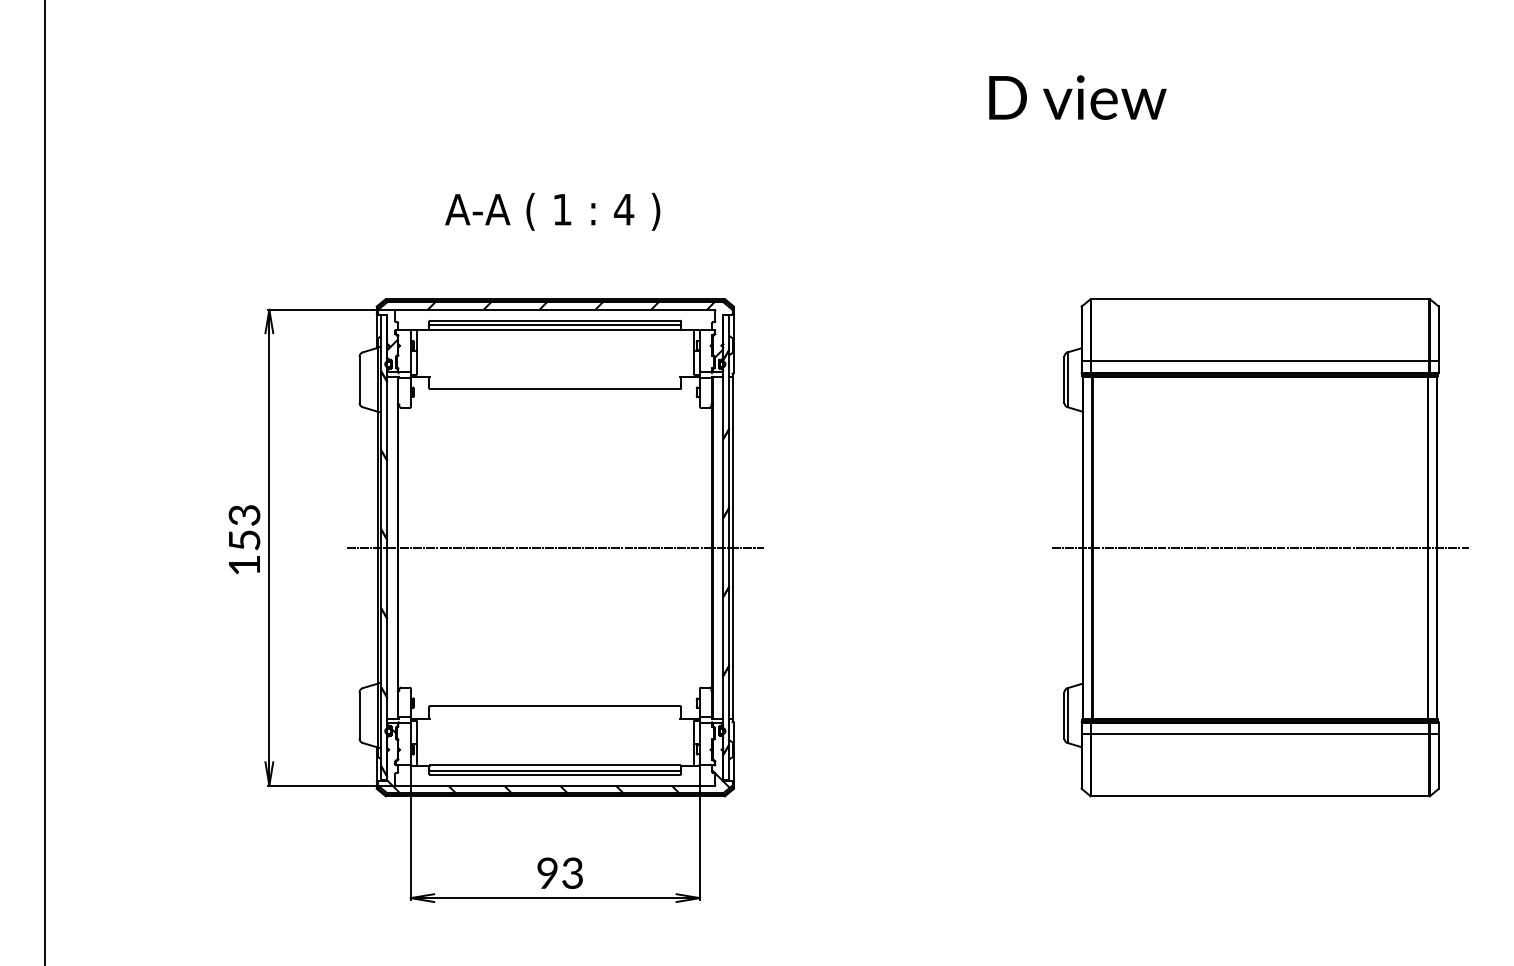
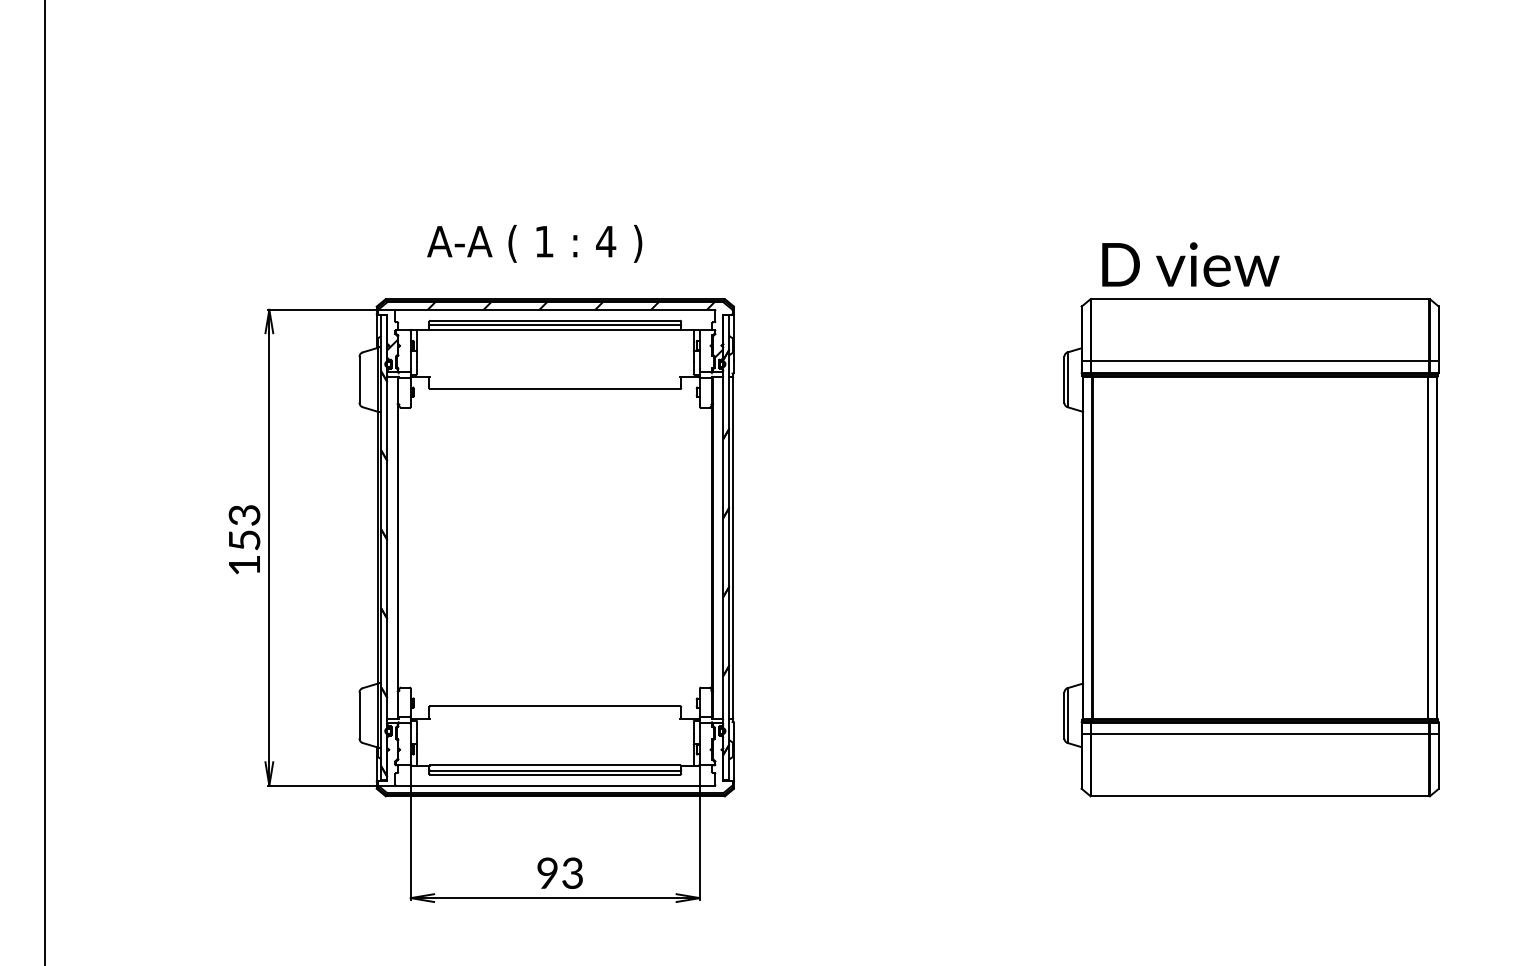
text position: (1077, 97) -> (1190, 264) (1190, 264)
text position: (552, 211) -> (534, 243) (534, 243)
line: present -> none (555, 547)
line: present -> none (1259, 547)
hatch: present -> none (558, 758)
